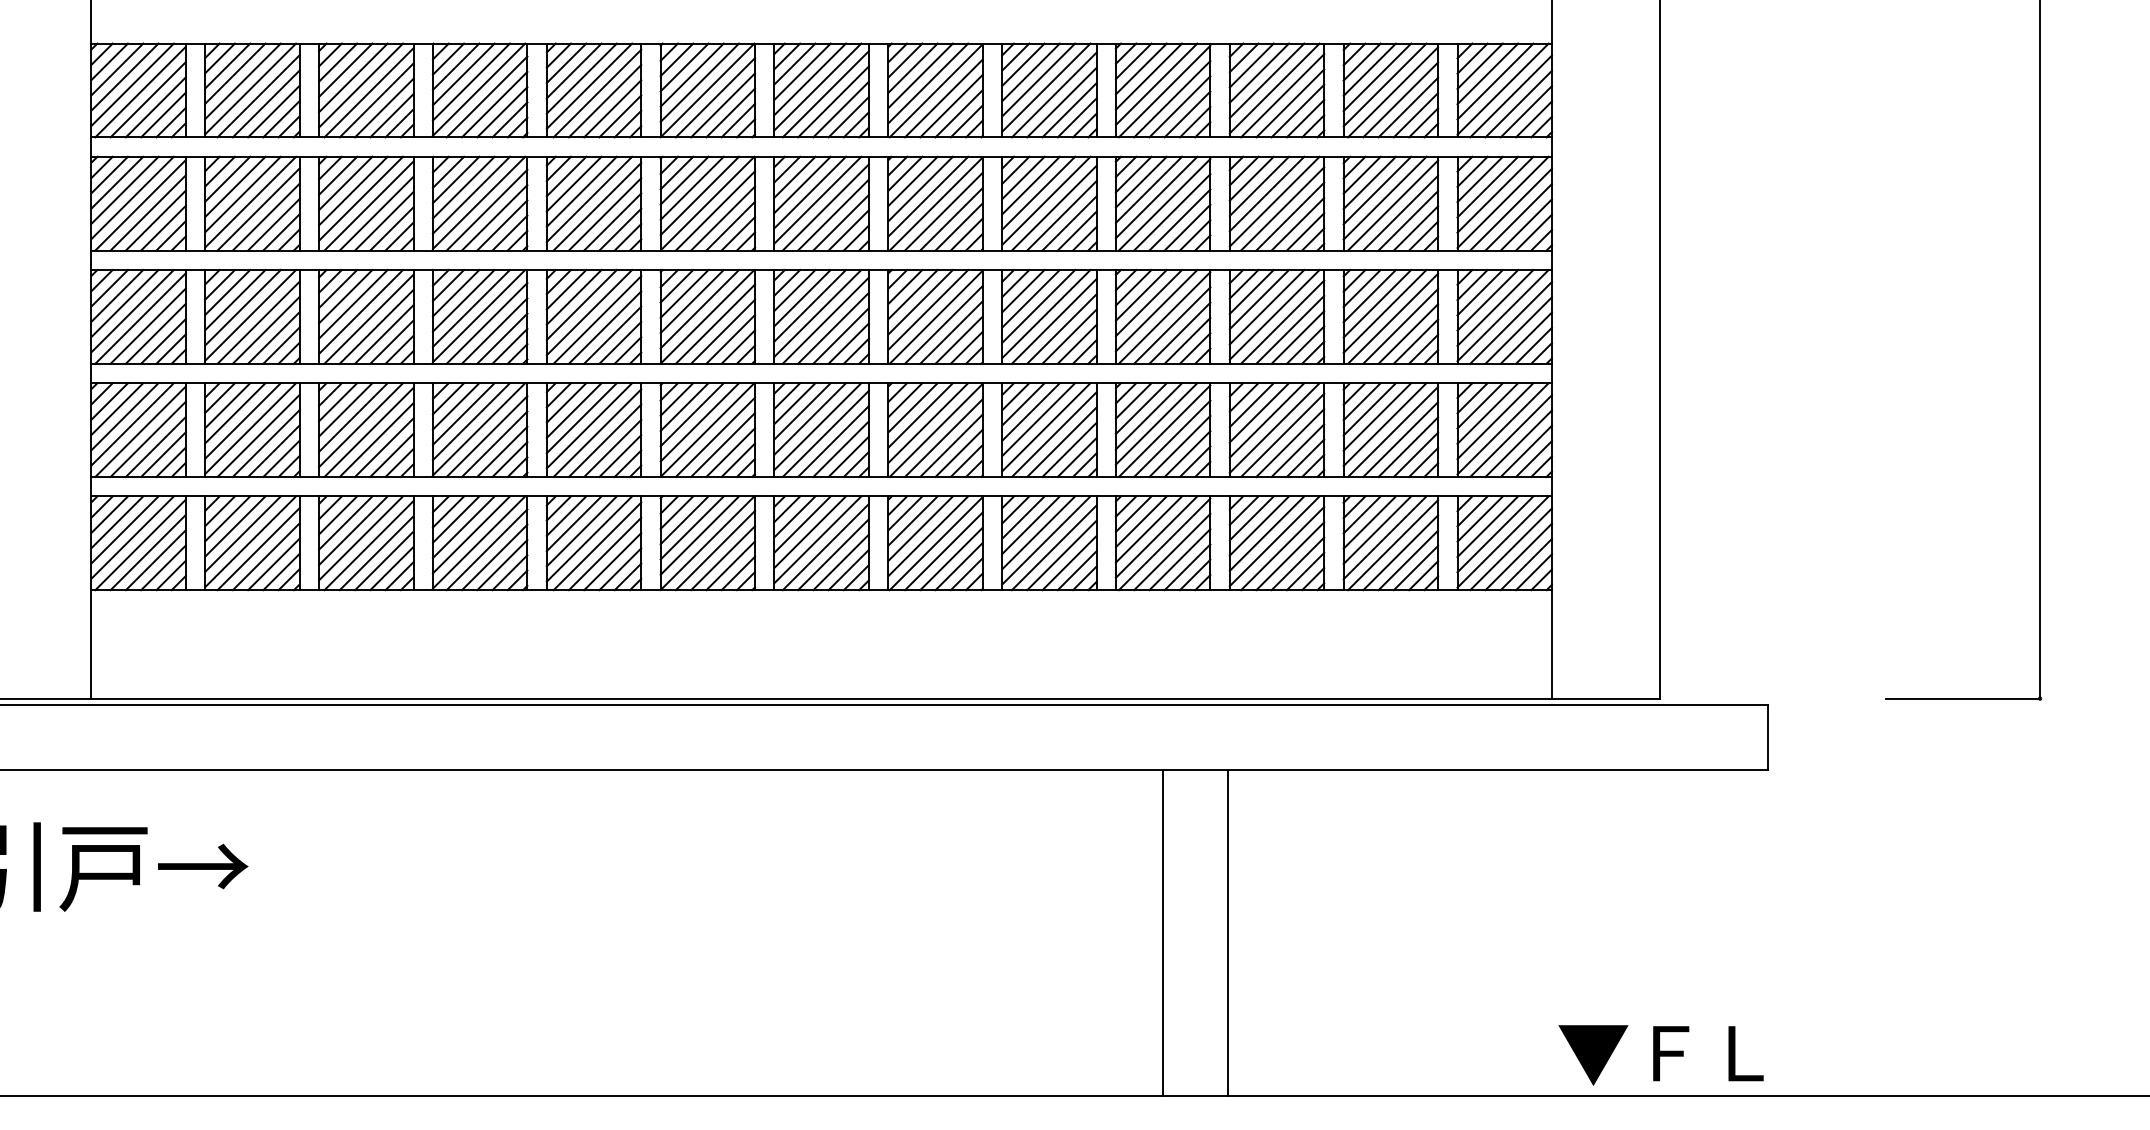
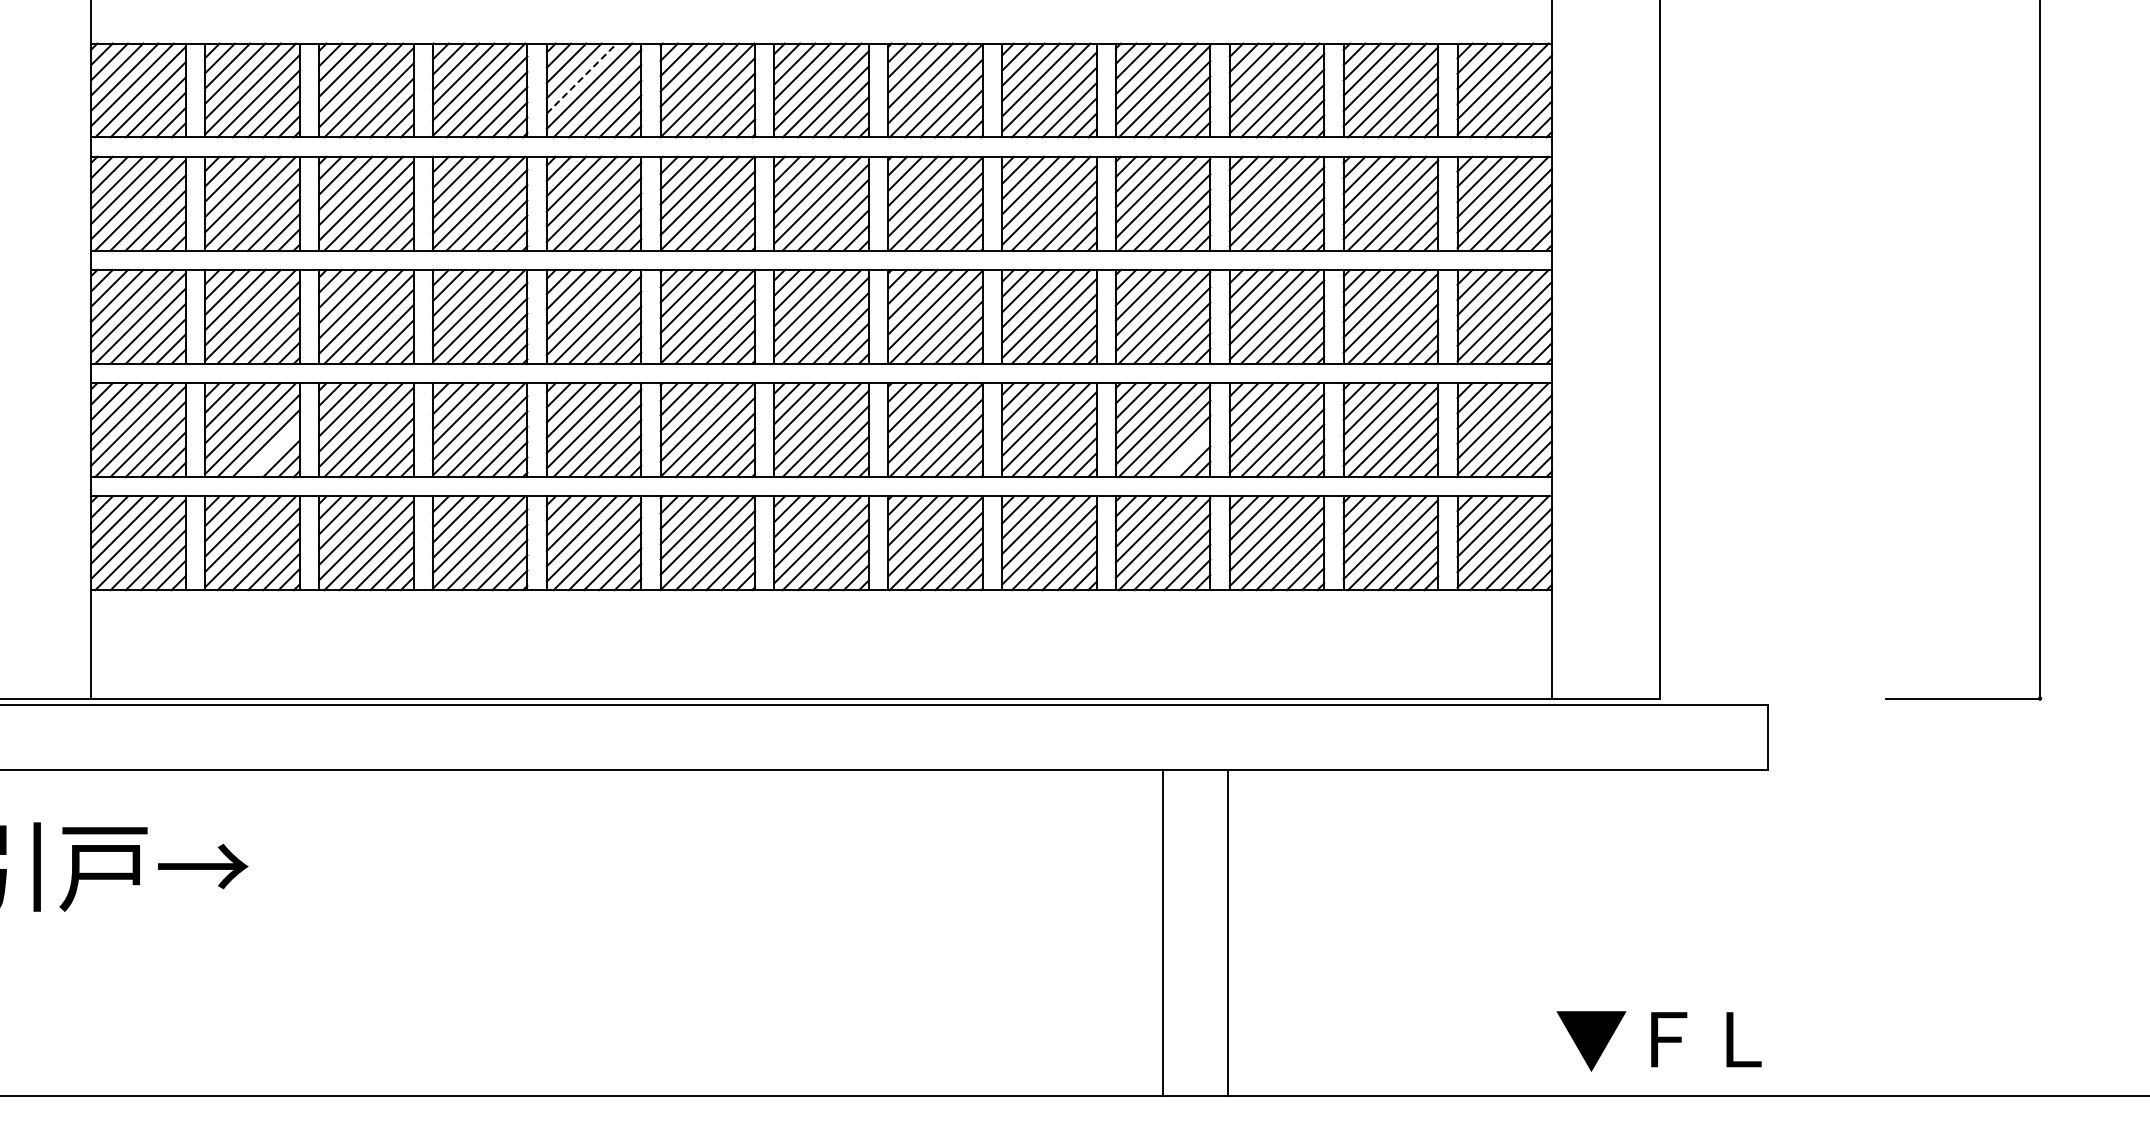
line: solid -> dashed (582, 78)
line: present -> none (273, 450)
line: present -> none (1187, 453)
text position: (1660, 1055) -> (1658, 1041) (1658, 1041)
